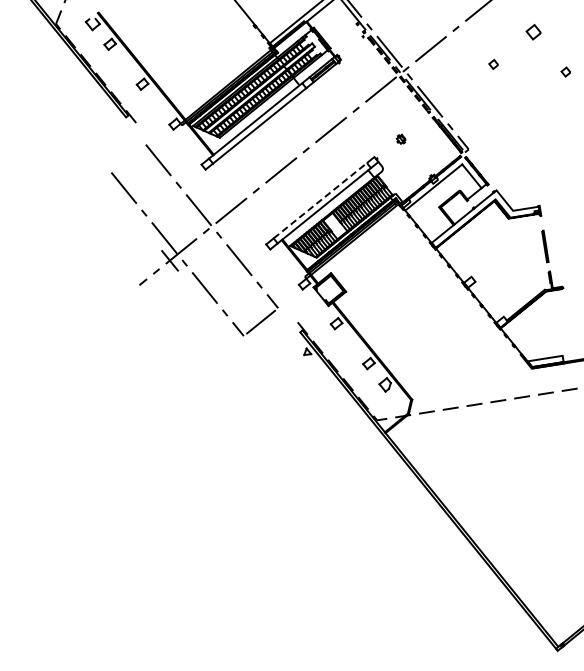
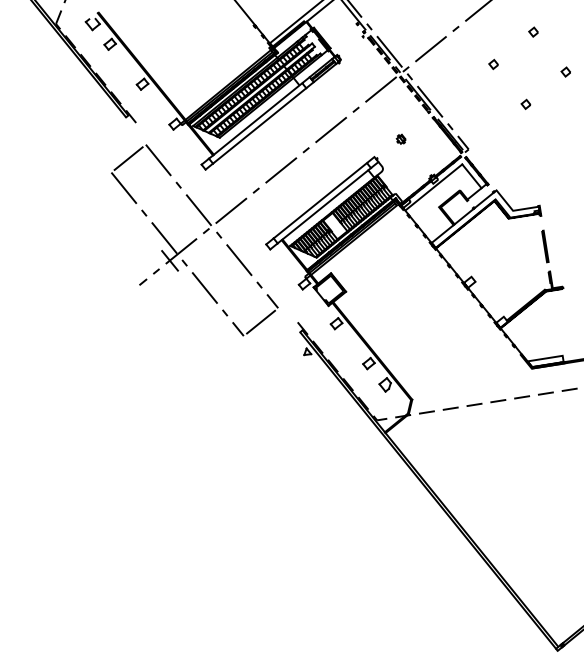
part size: 17x17 px -> 11x12 px (533, 31)
part: none -> present (525, 103)
line: none -> present (128, 158)
line: dashed -> solid (320, 200)
